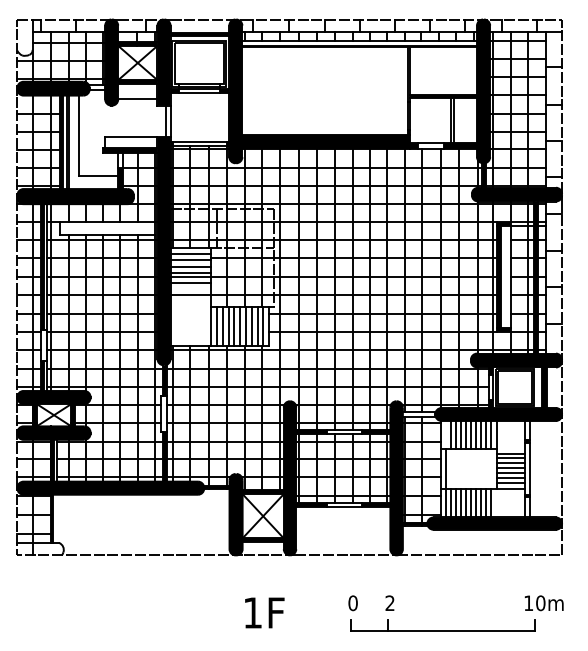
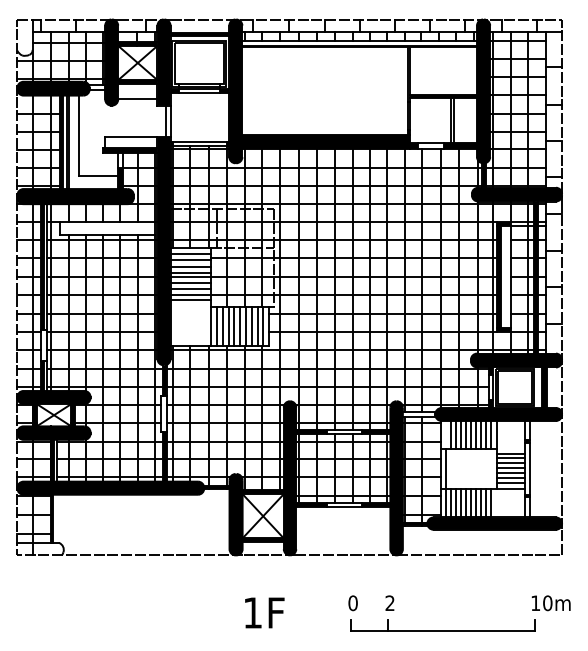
line: none -> present (190, 289)
line: none -> present (190, 300)
text position: (543, 603) -> (550, 603) (550, 603)
